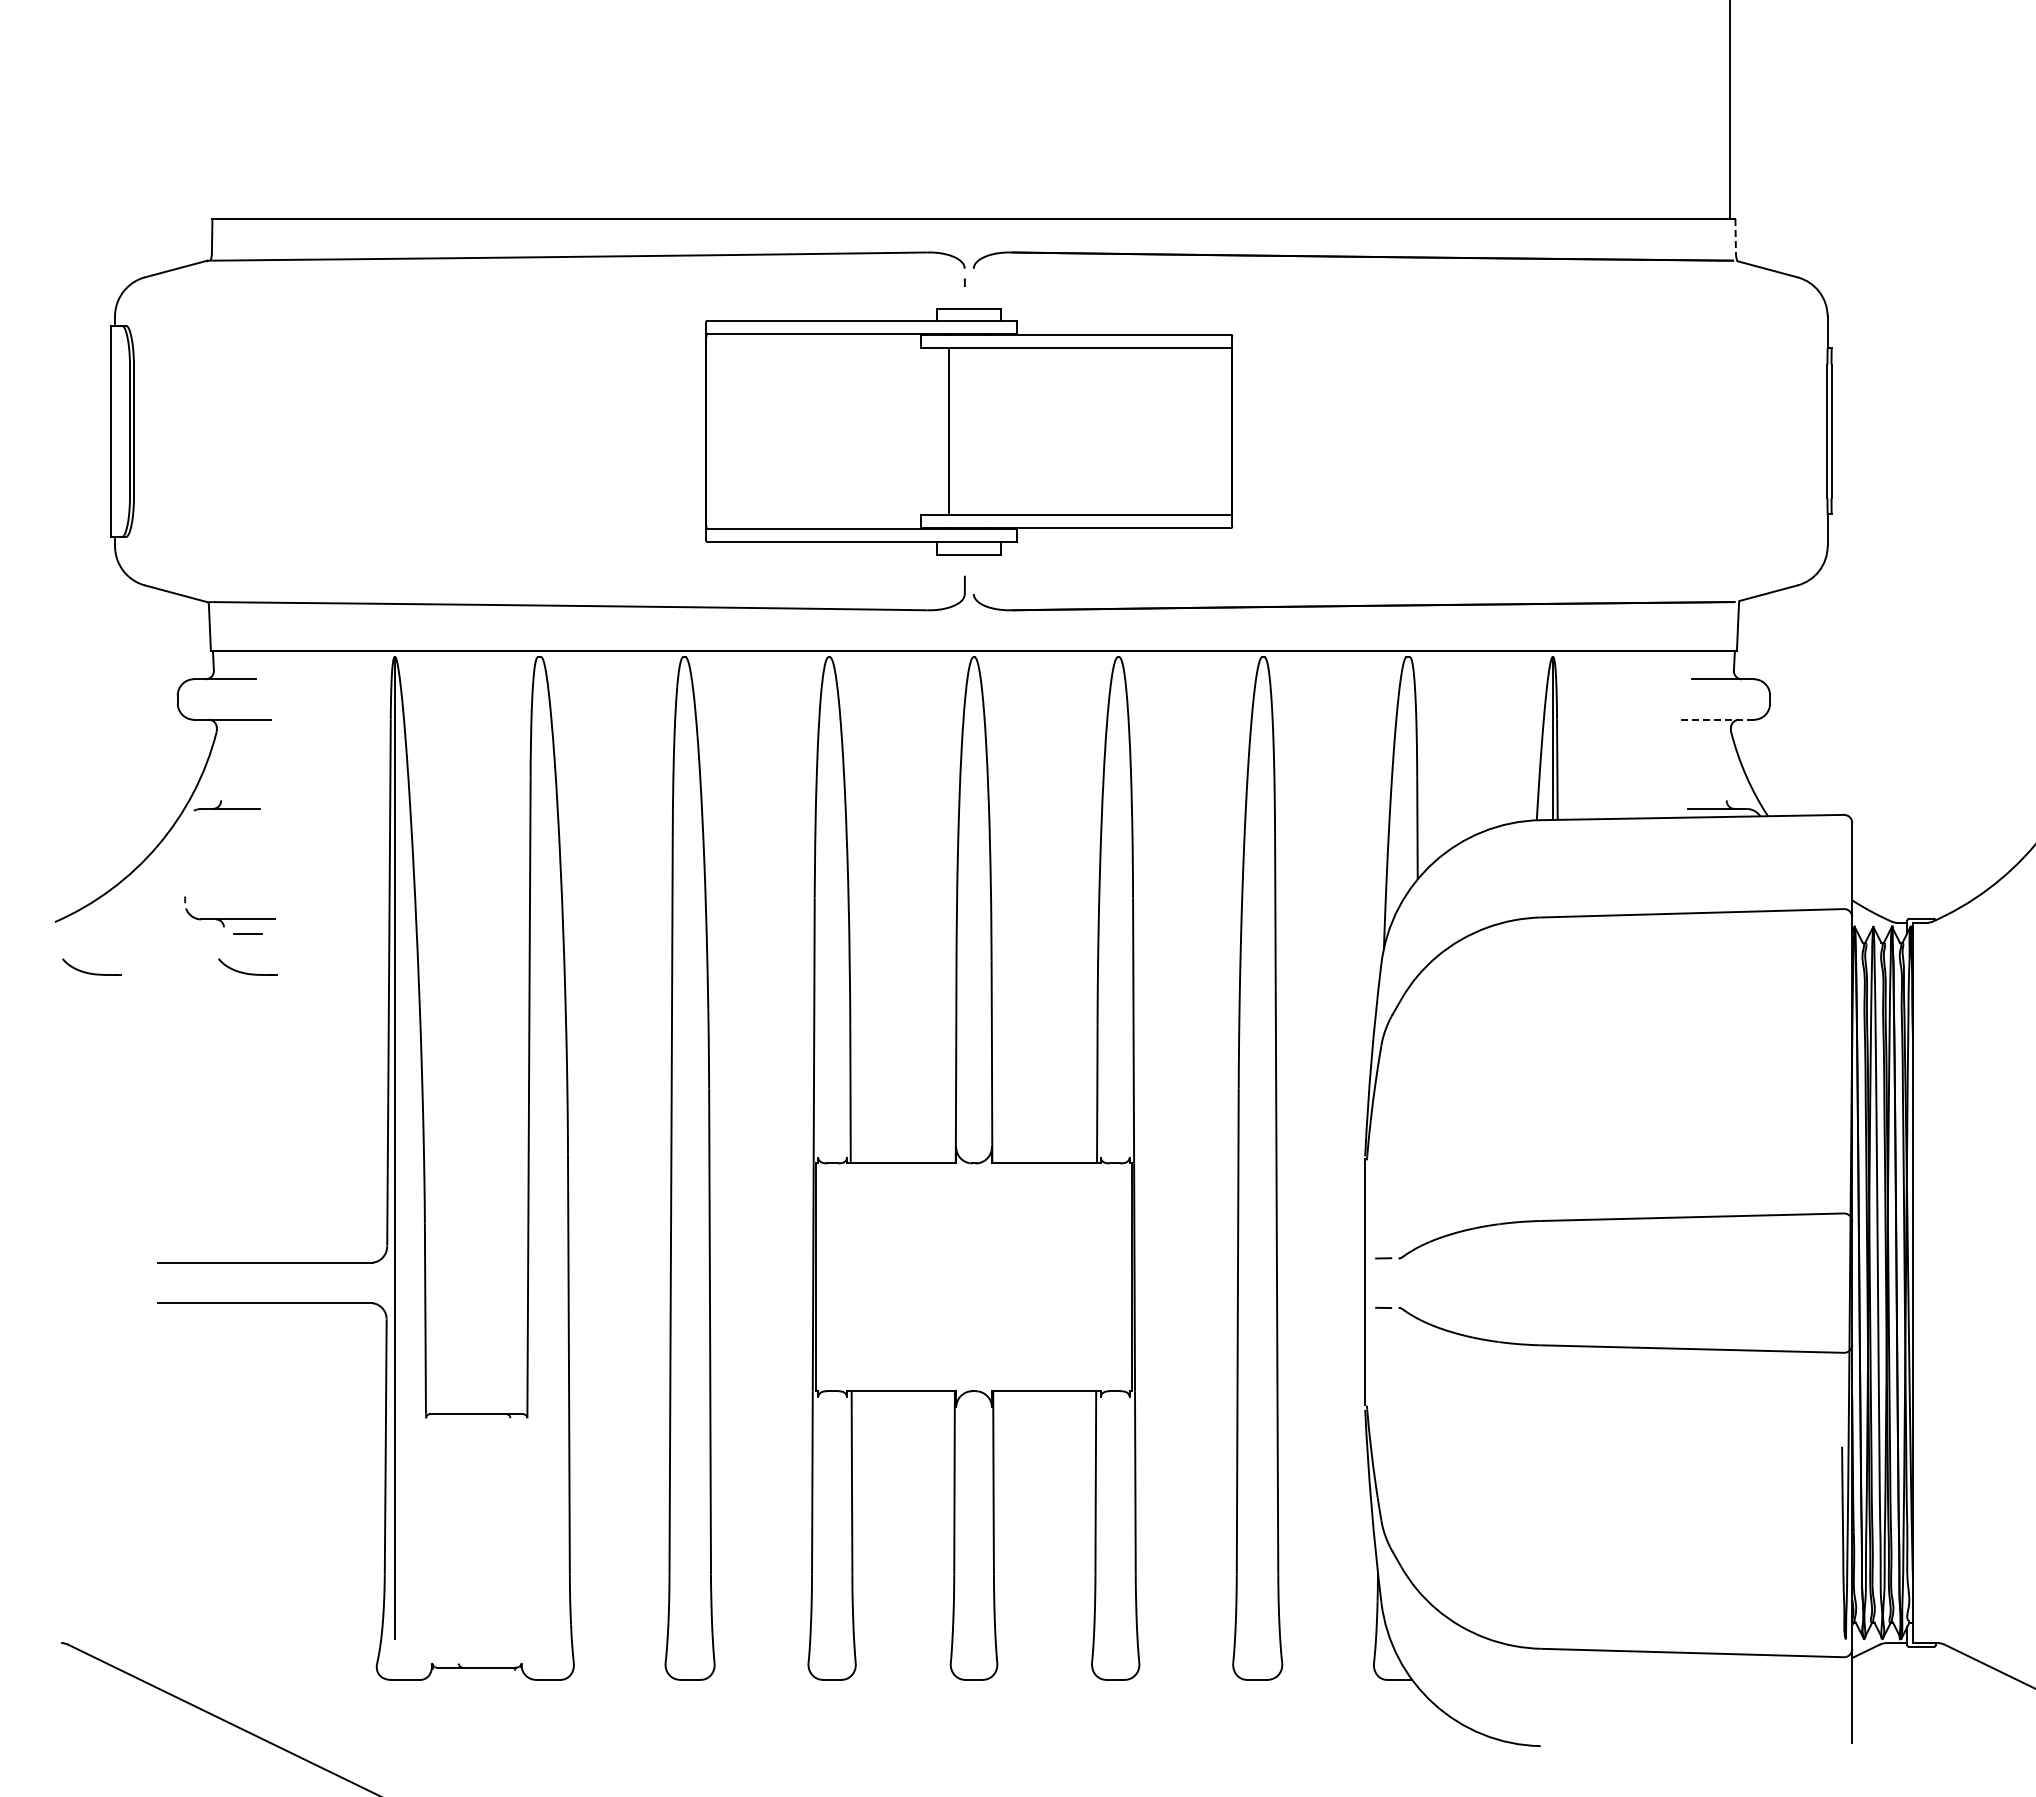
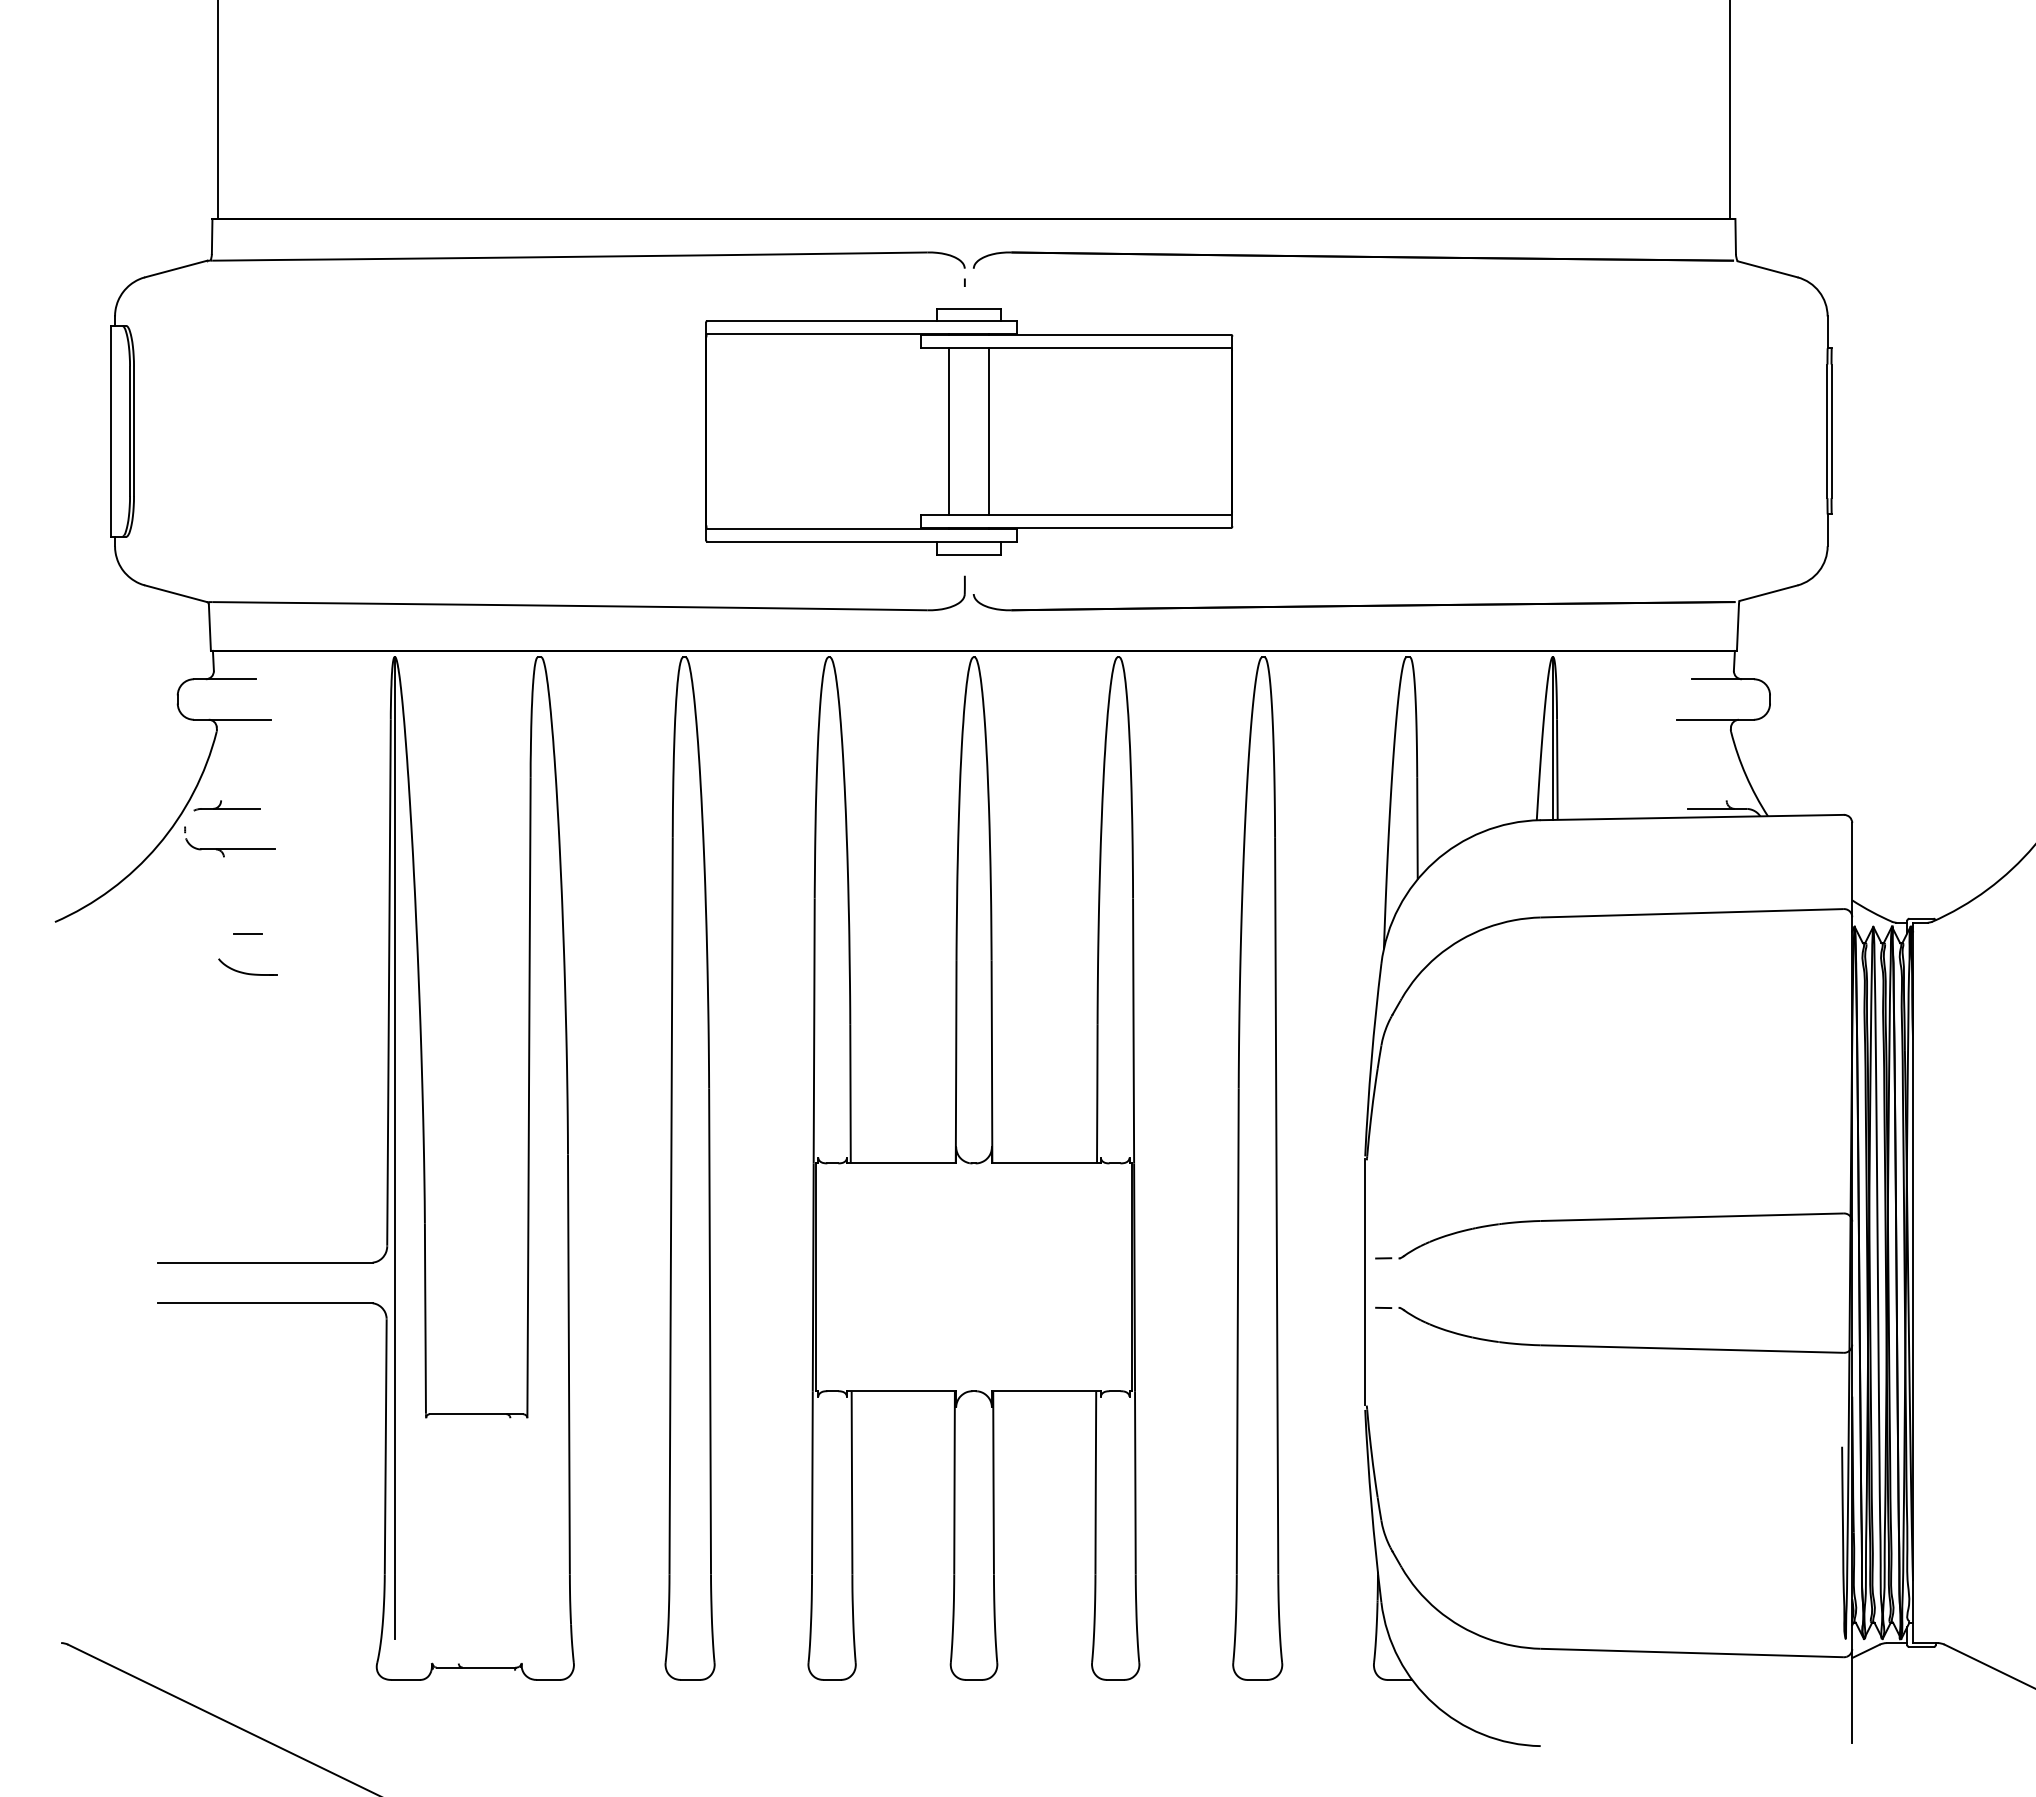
line: none -> present (217, 110)
line: dashed -> solid (1735, 237)
line: none -> present (989, 430)
line: dashed -> solid (1715, 719)
part position: (229, 918) -> (229, 848) (229, 848)
part: present -> none (91, 966)
